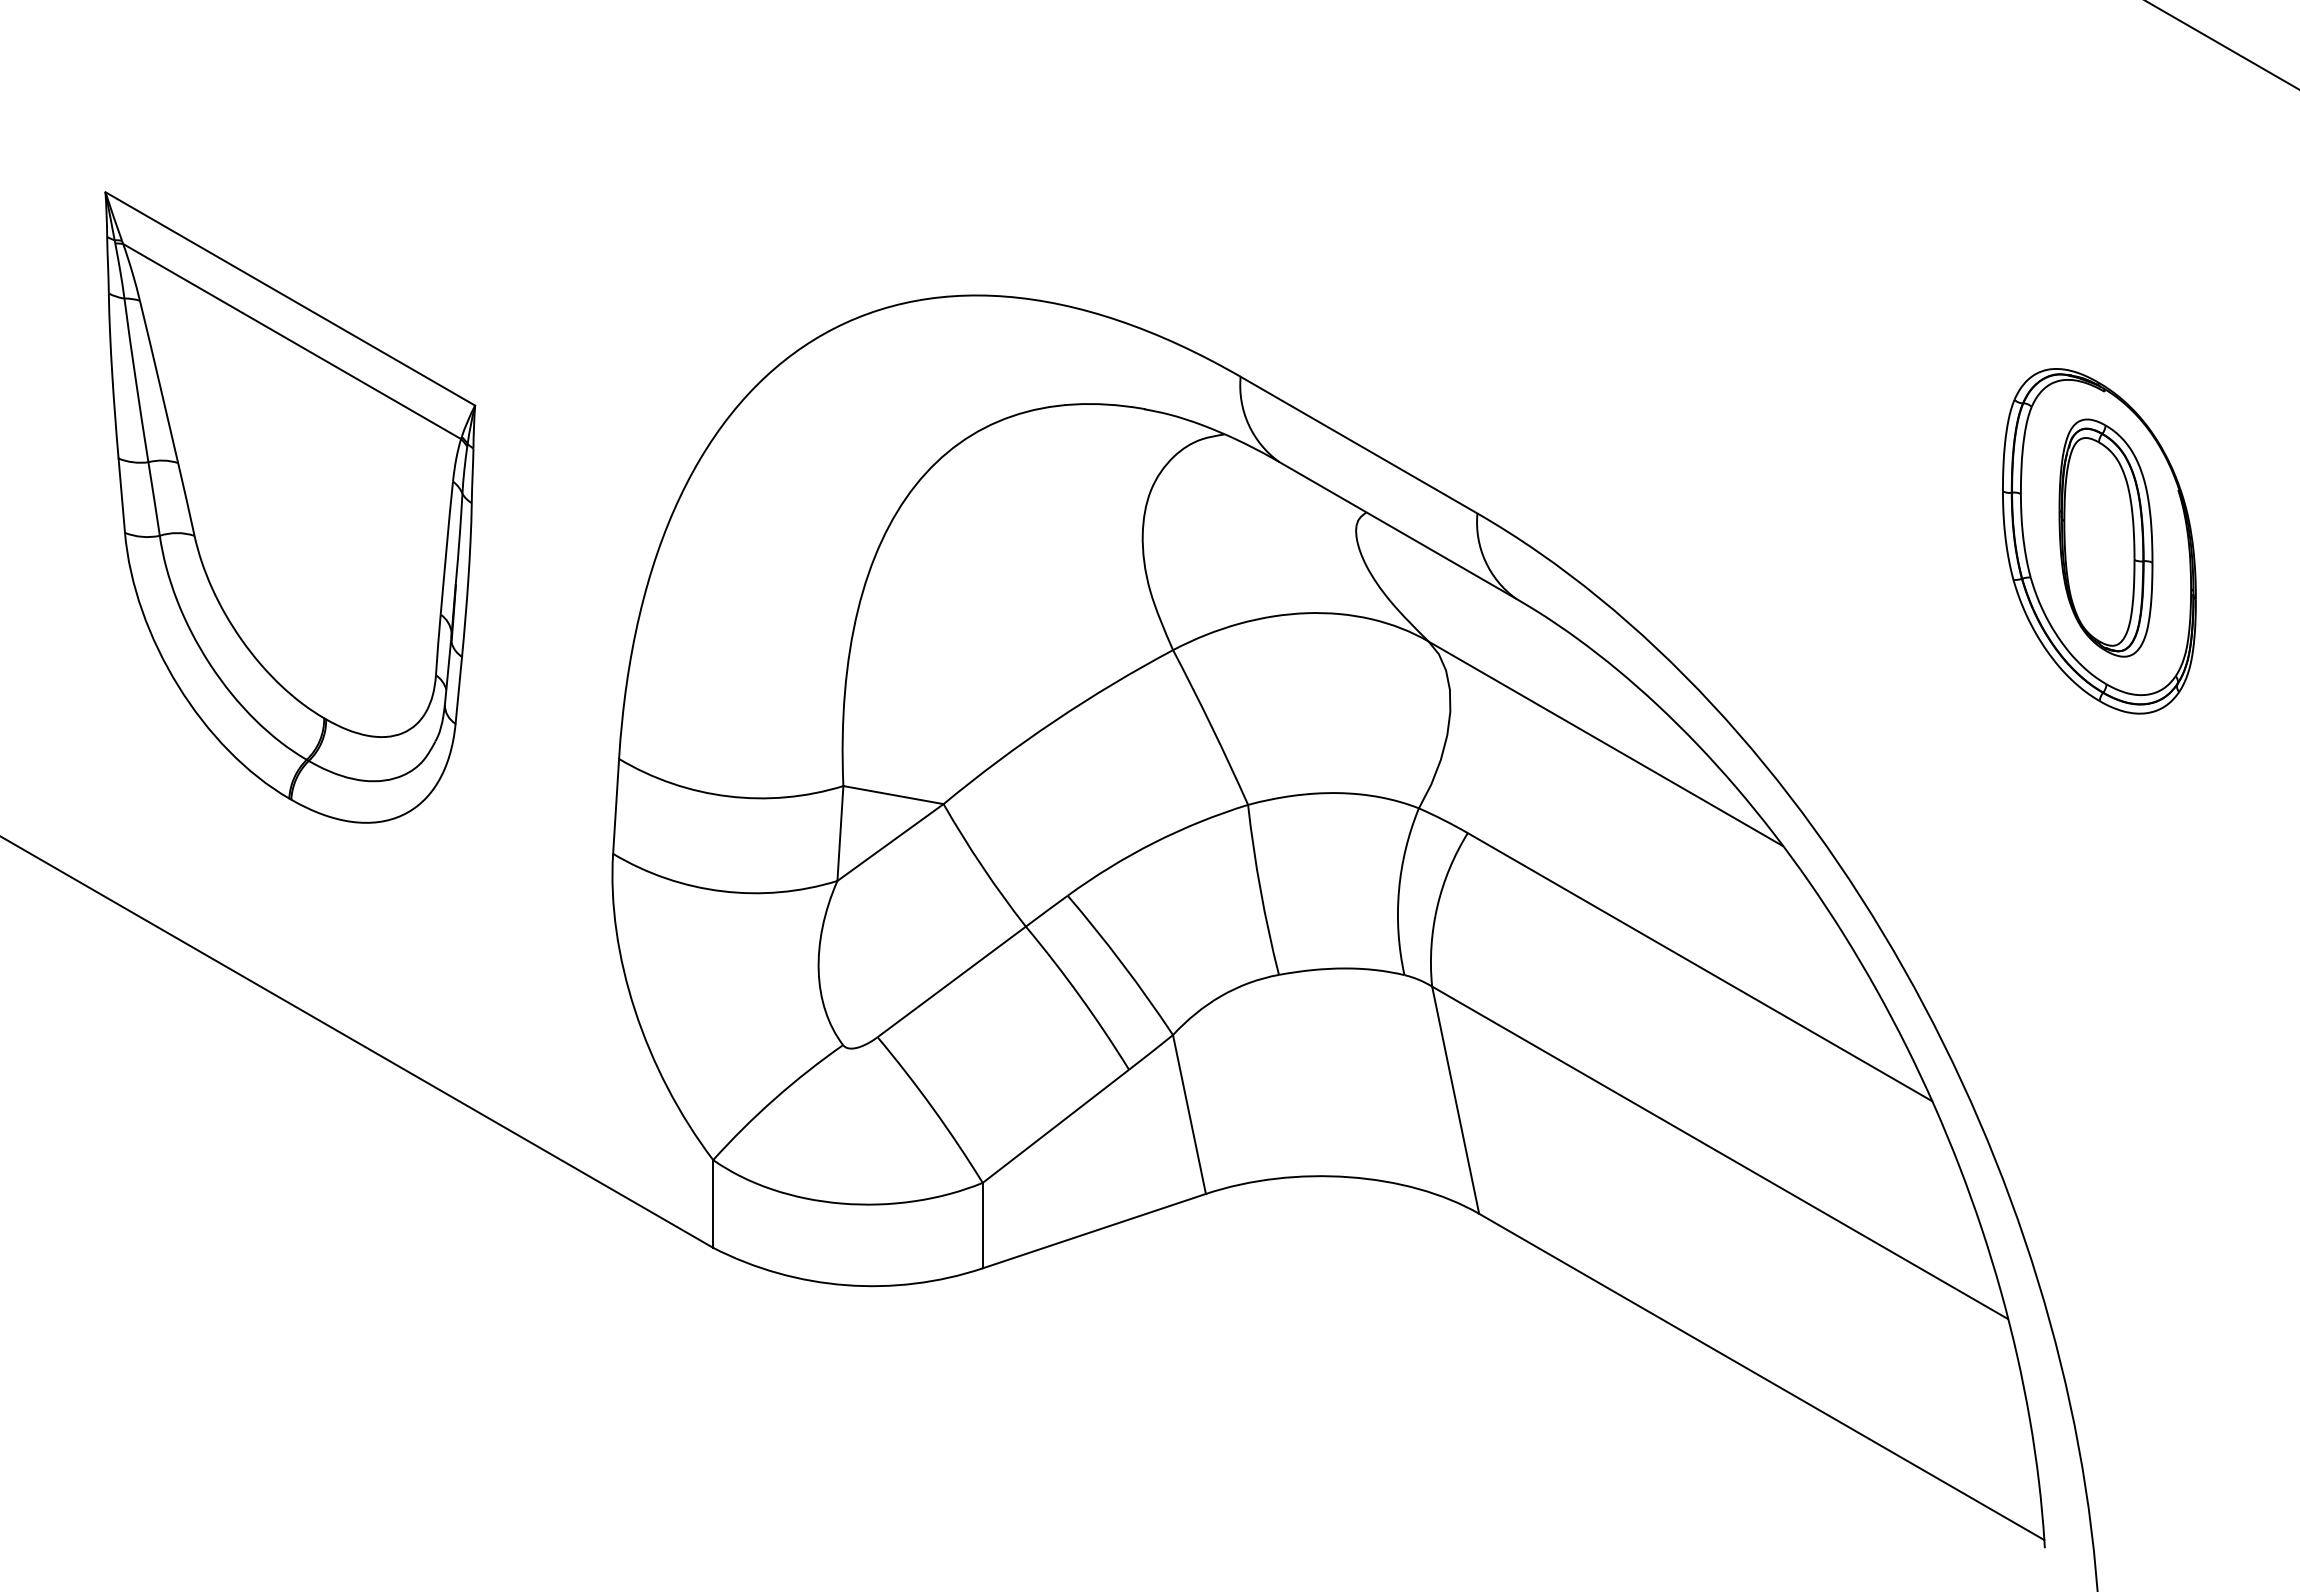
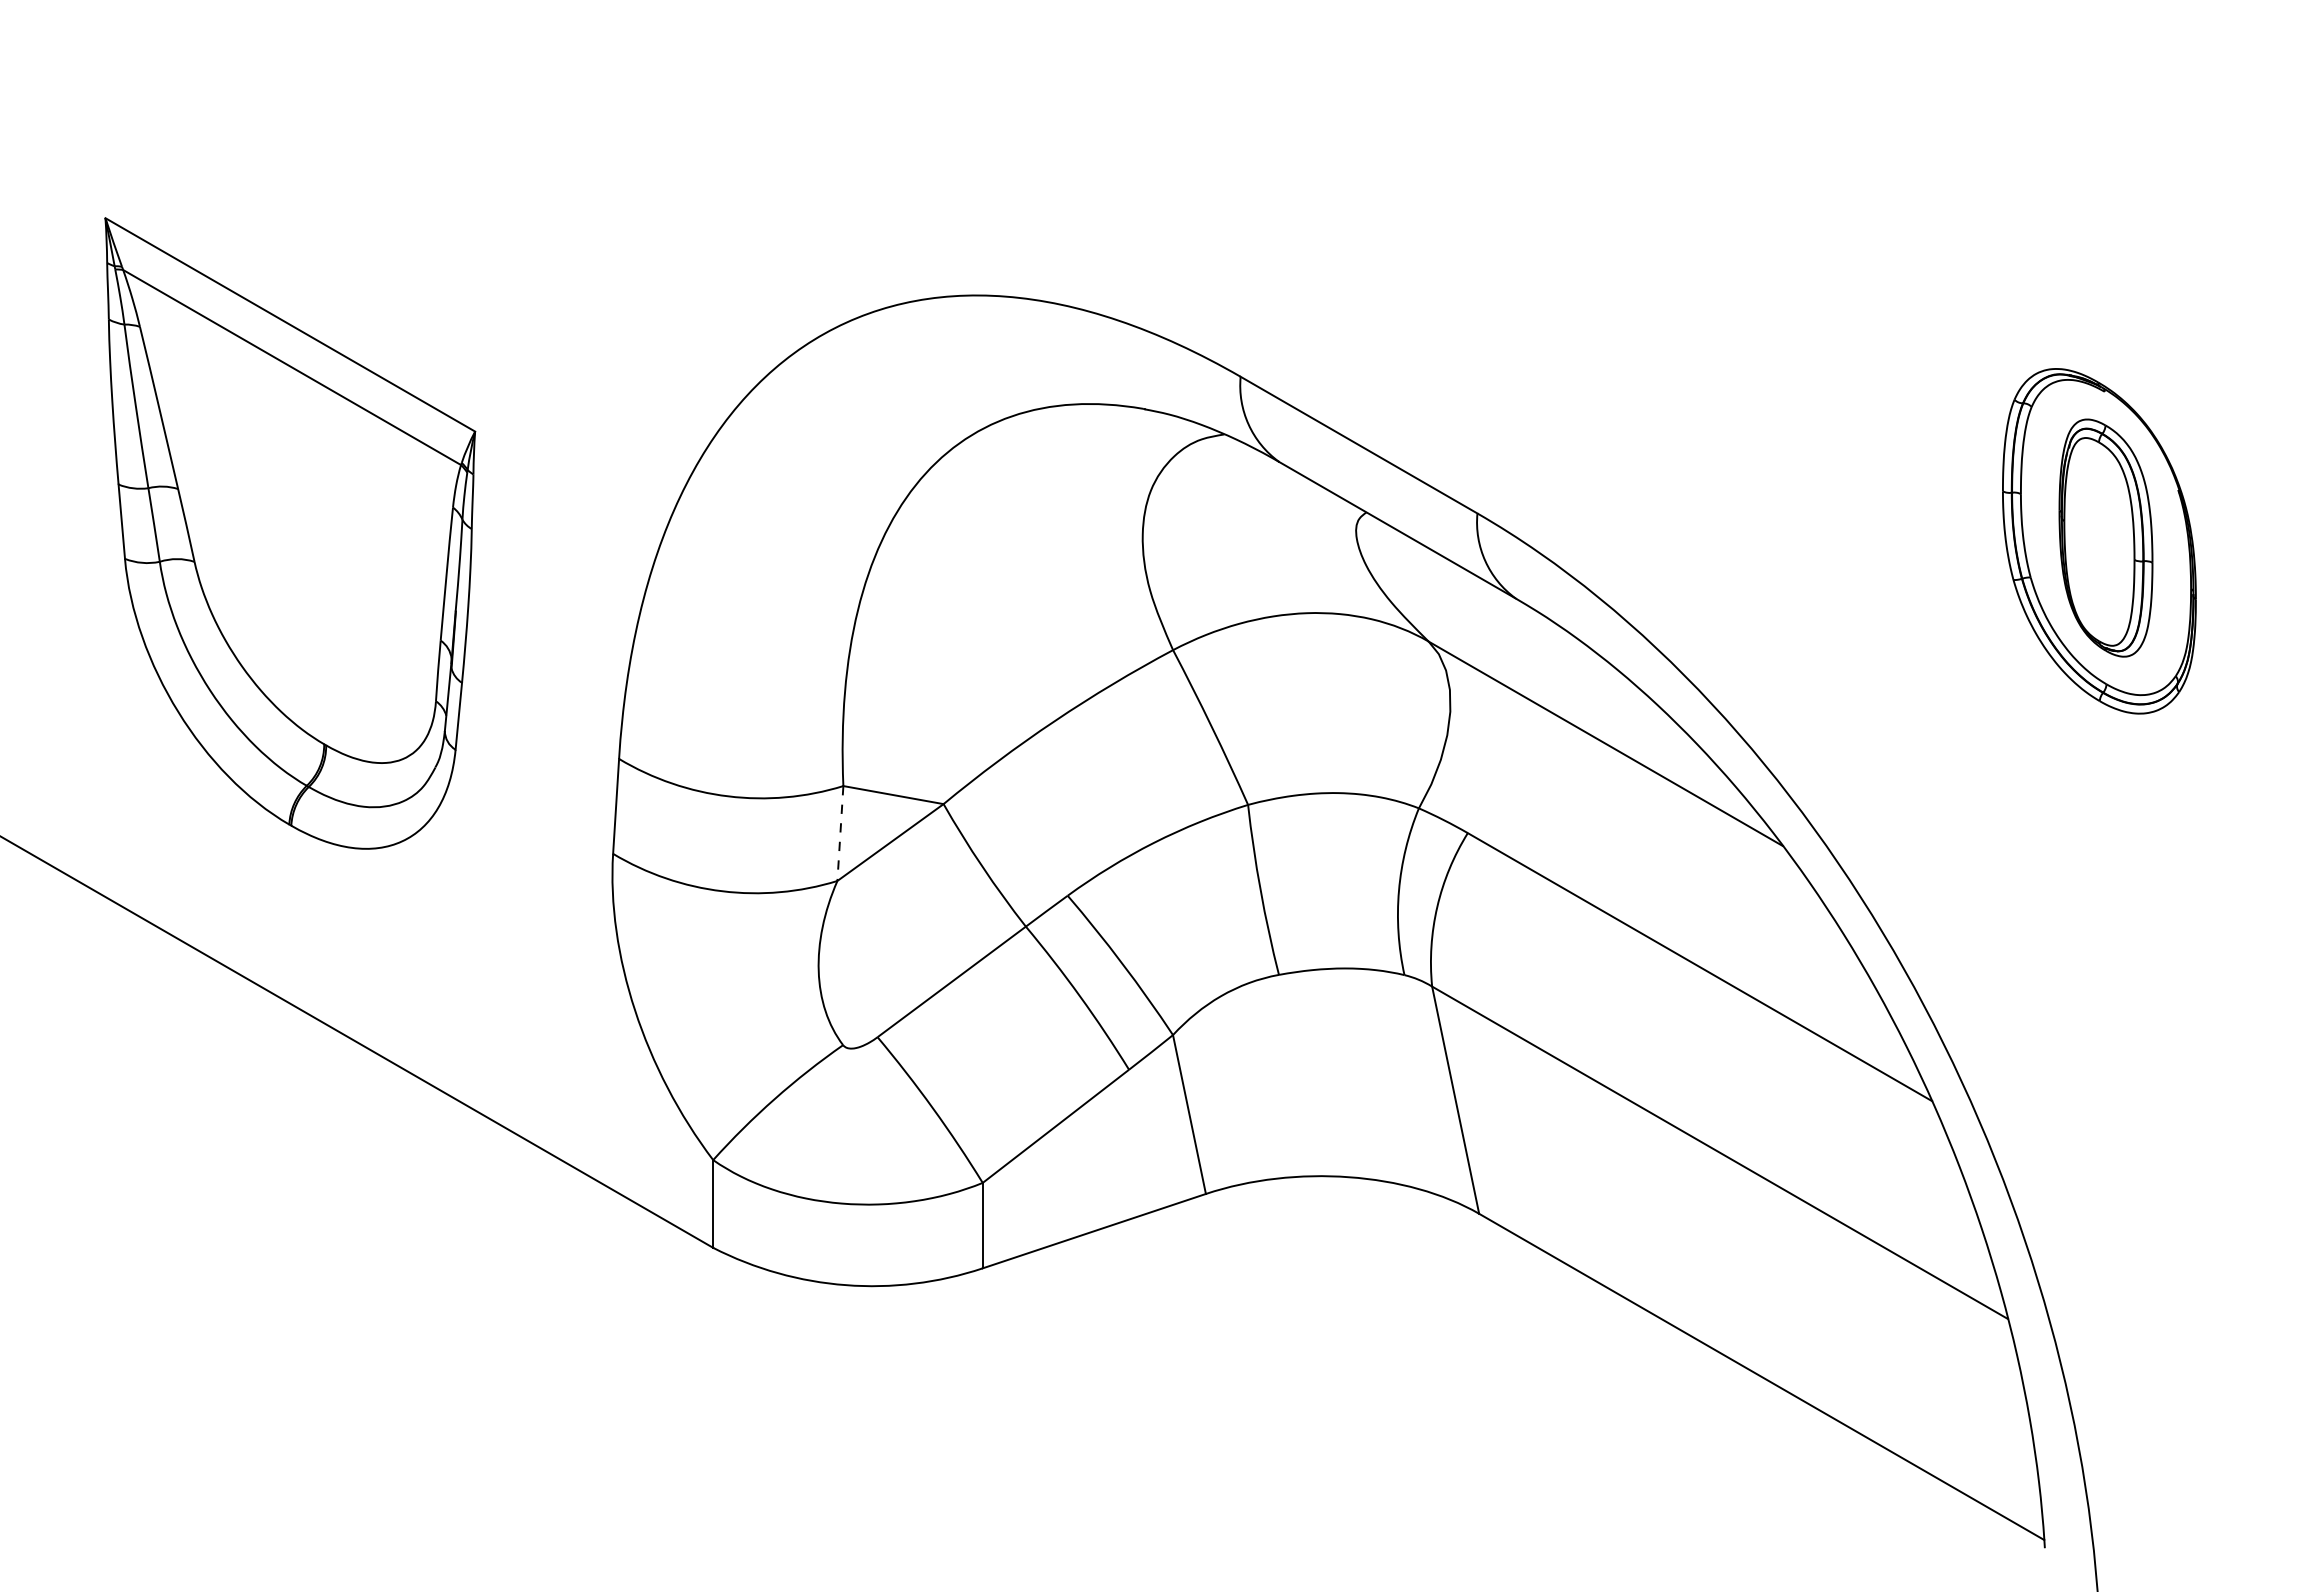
line: present -> none (2221, 45)
part position: (290, 507) -> (290, 533) (290, 533)
line: solid -> dashed (840, 833)
